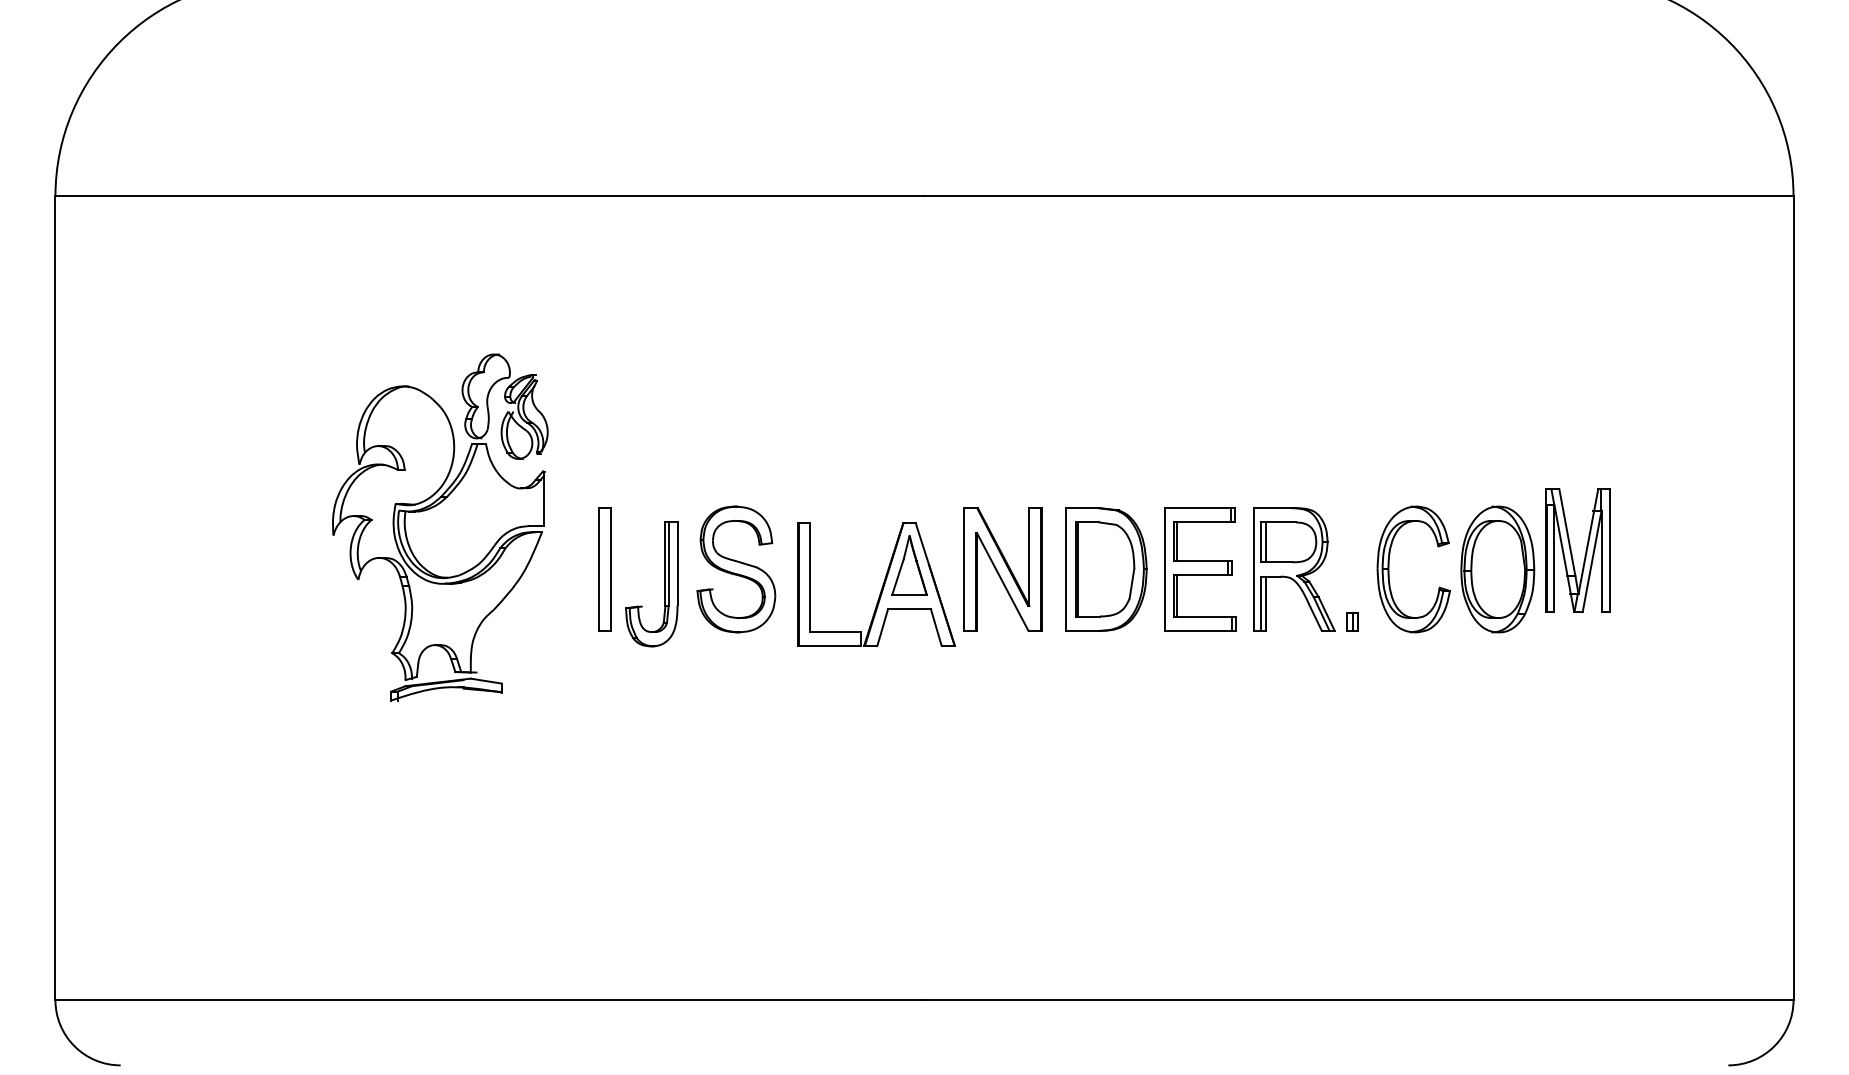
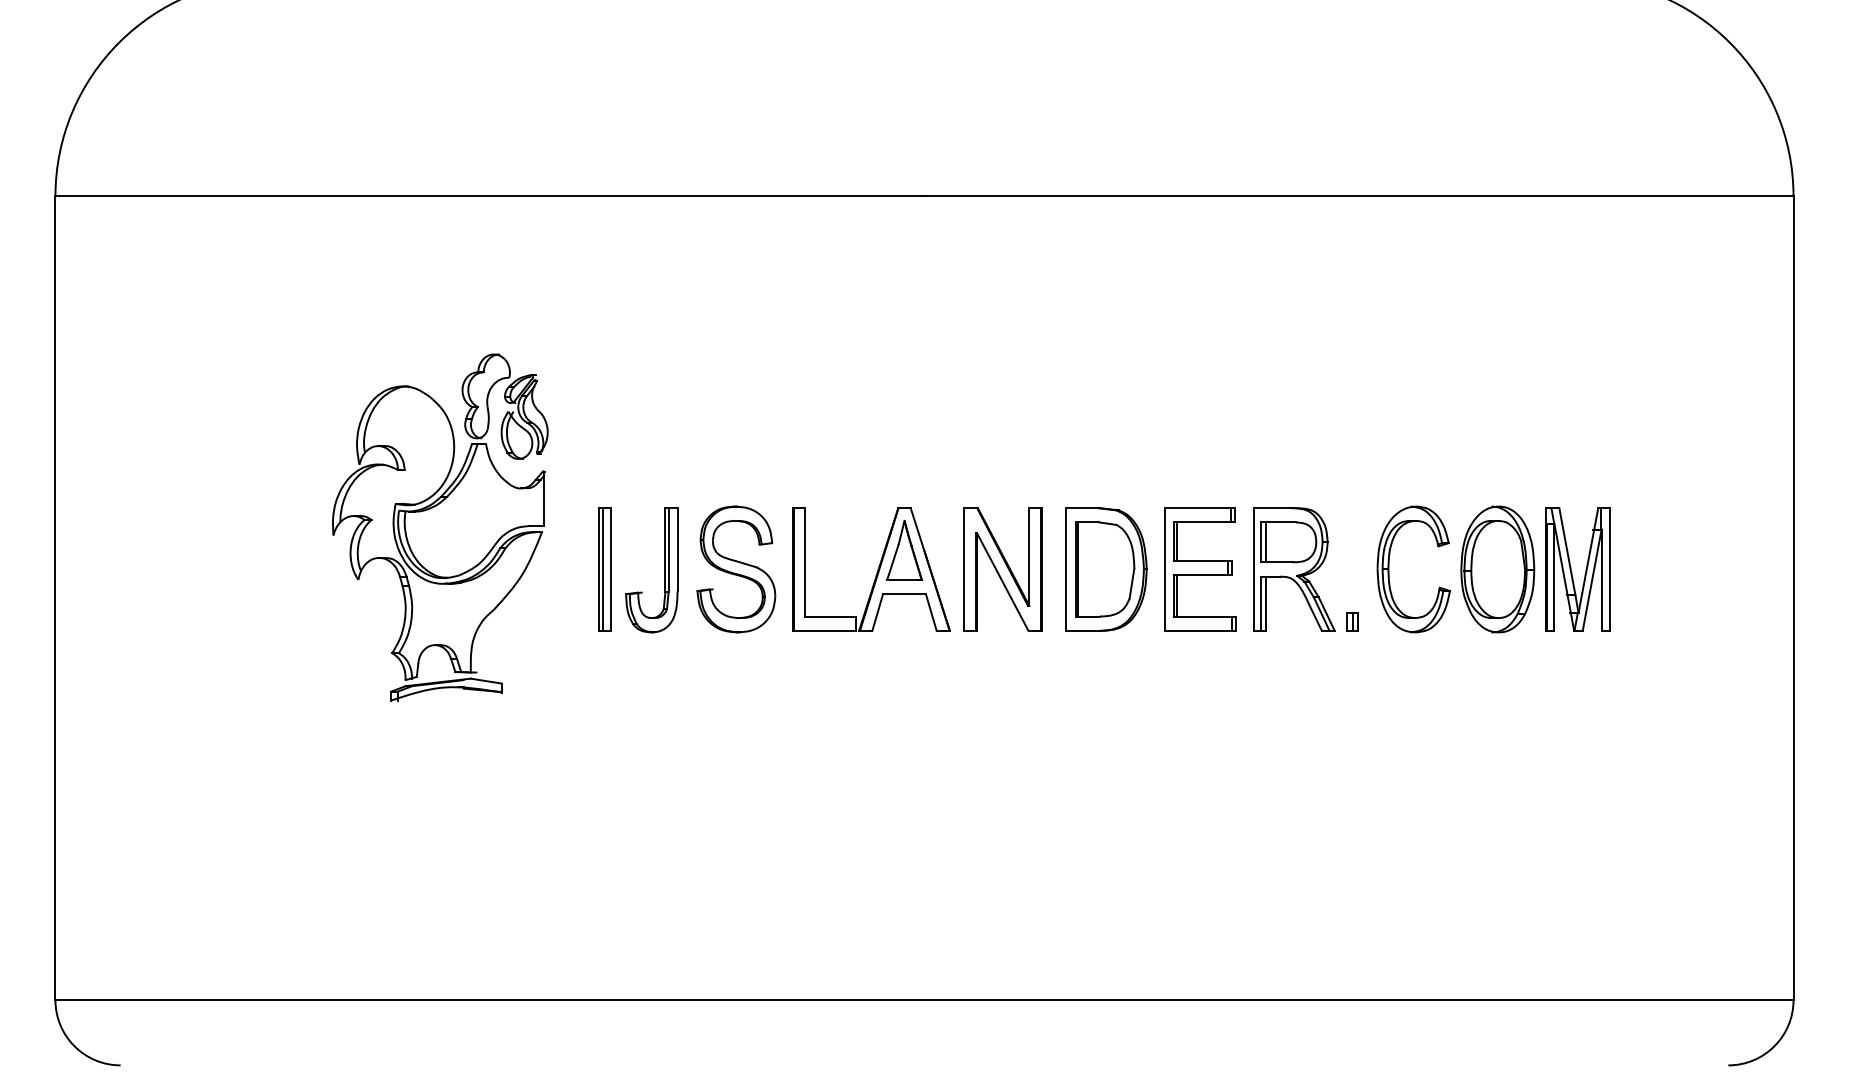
part position: (1577, 550) -> (1577, 569) (1577, 569)
line: none -> present (603, 569)
part position: (664, 584) -> (664, 570) (664, 570)
part position: (876, 584) -> (871, 569) (871, 569)
